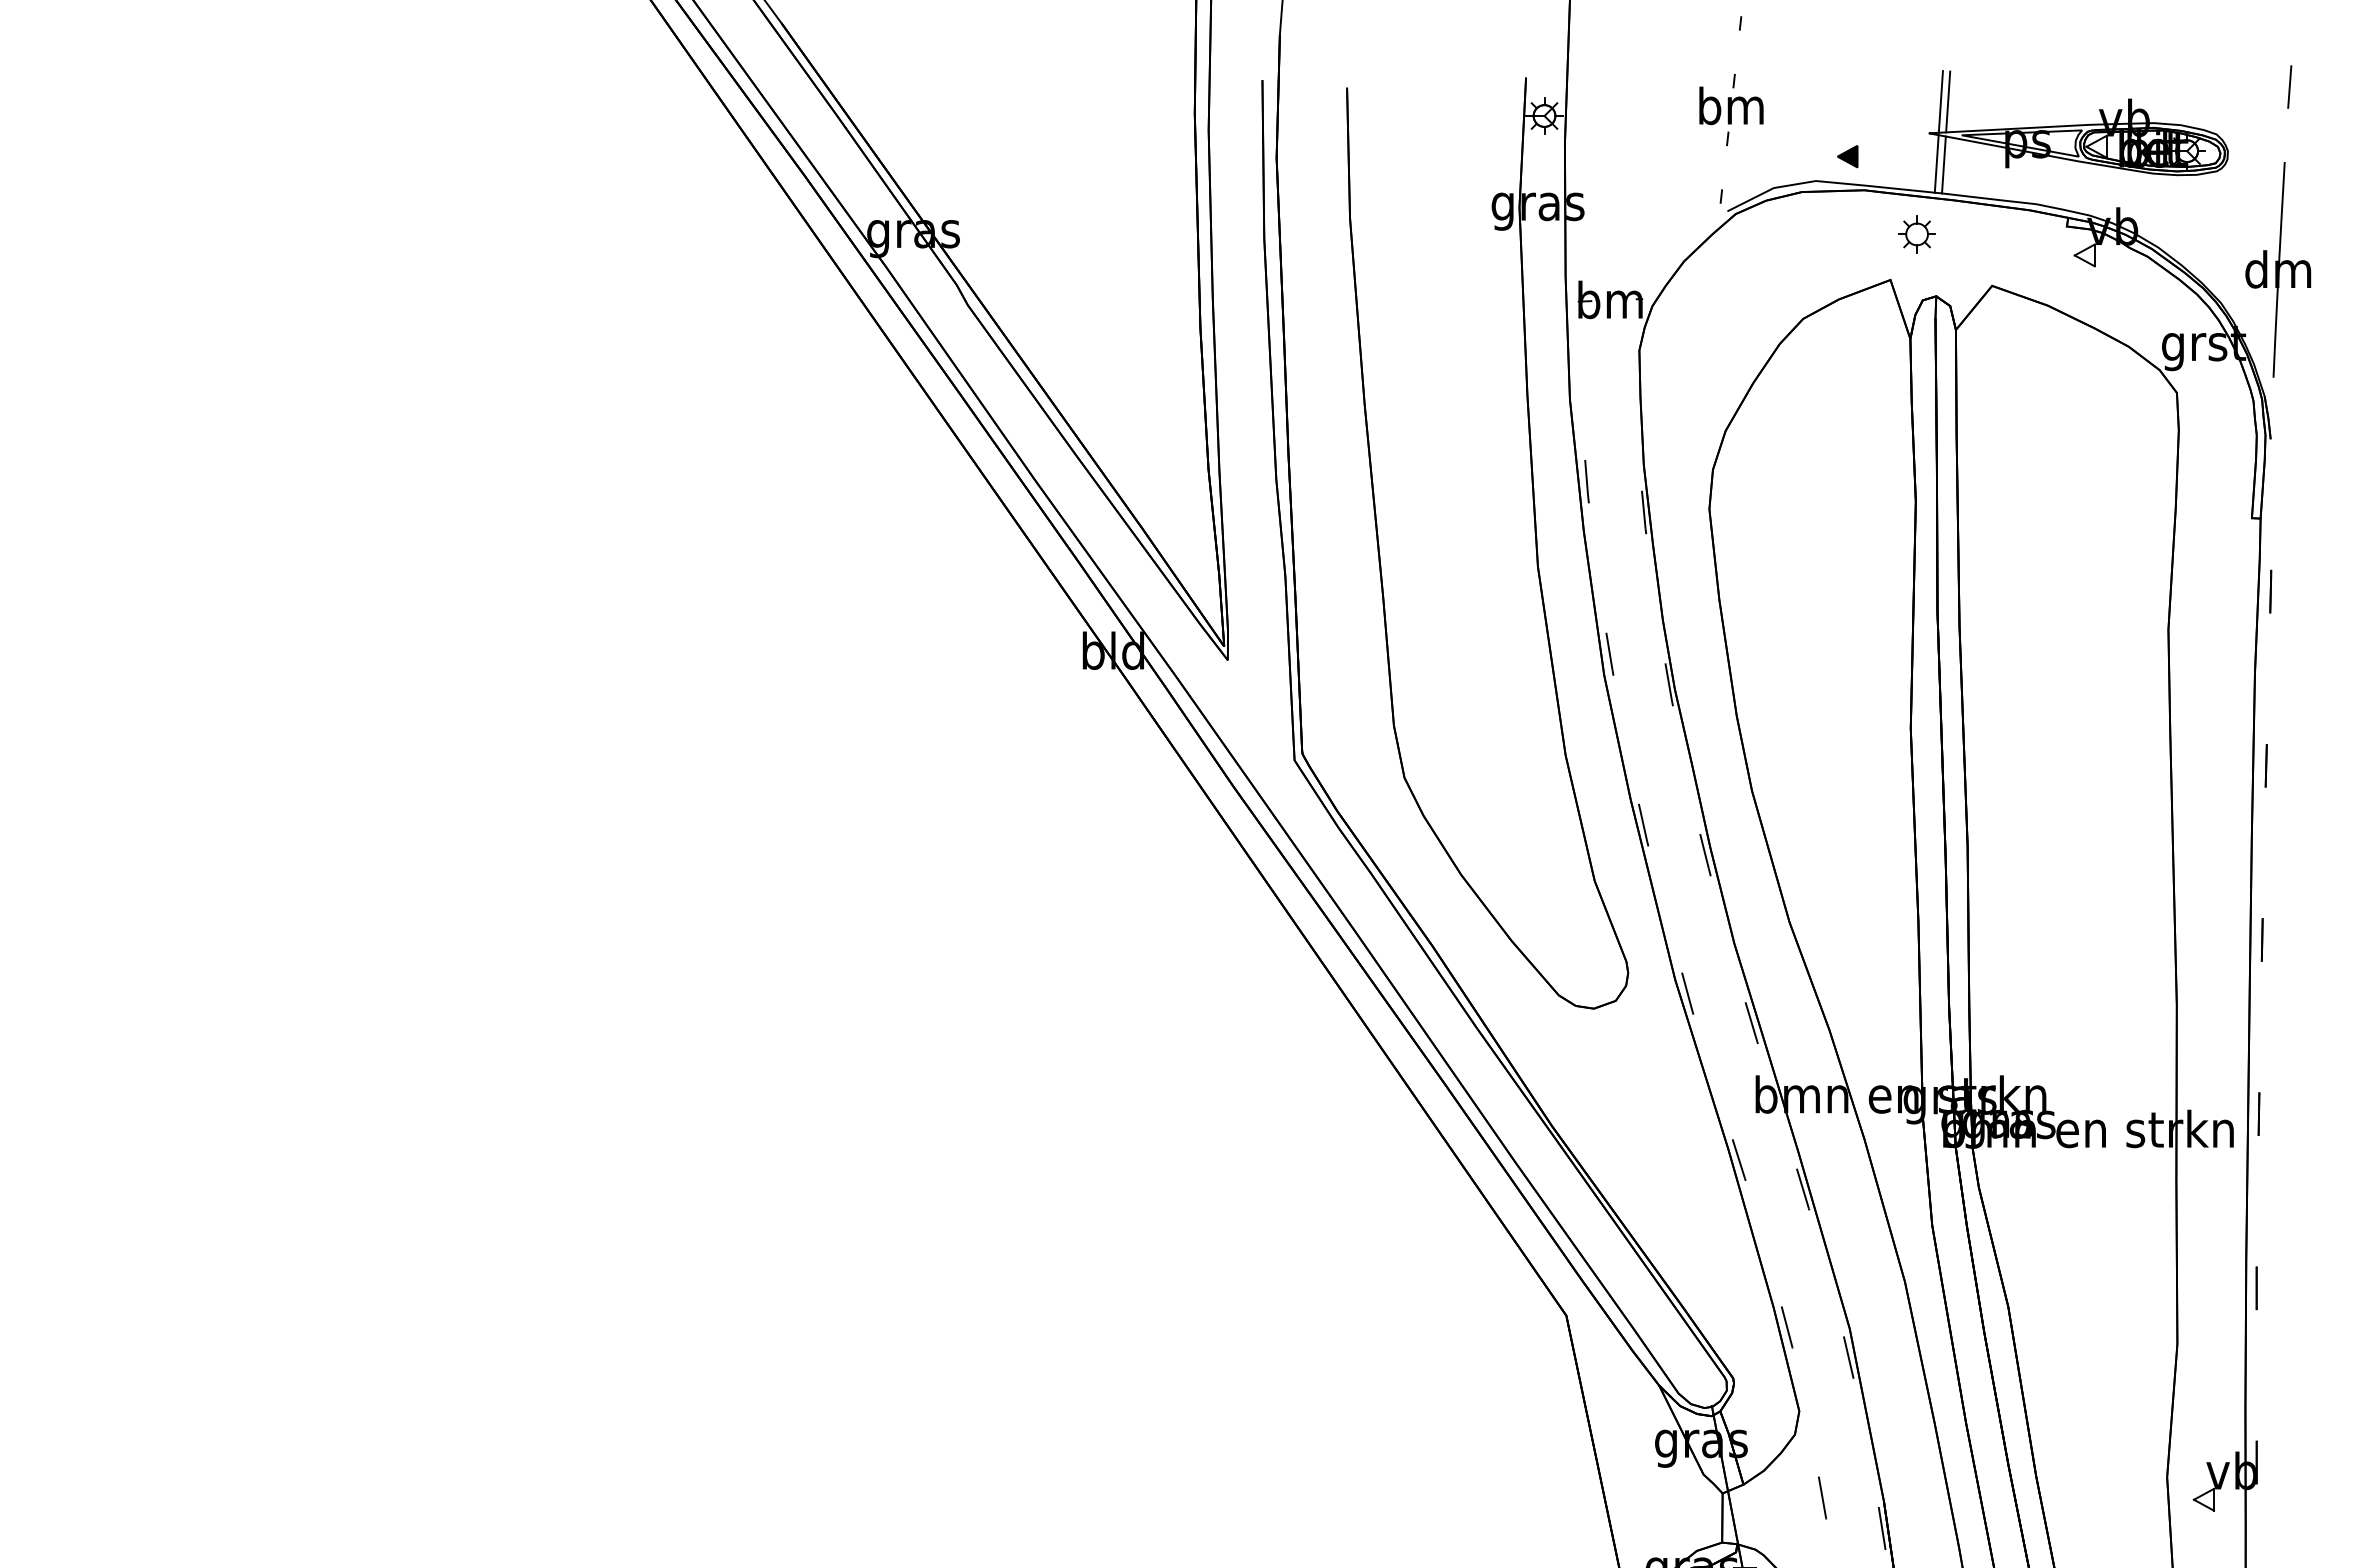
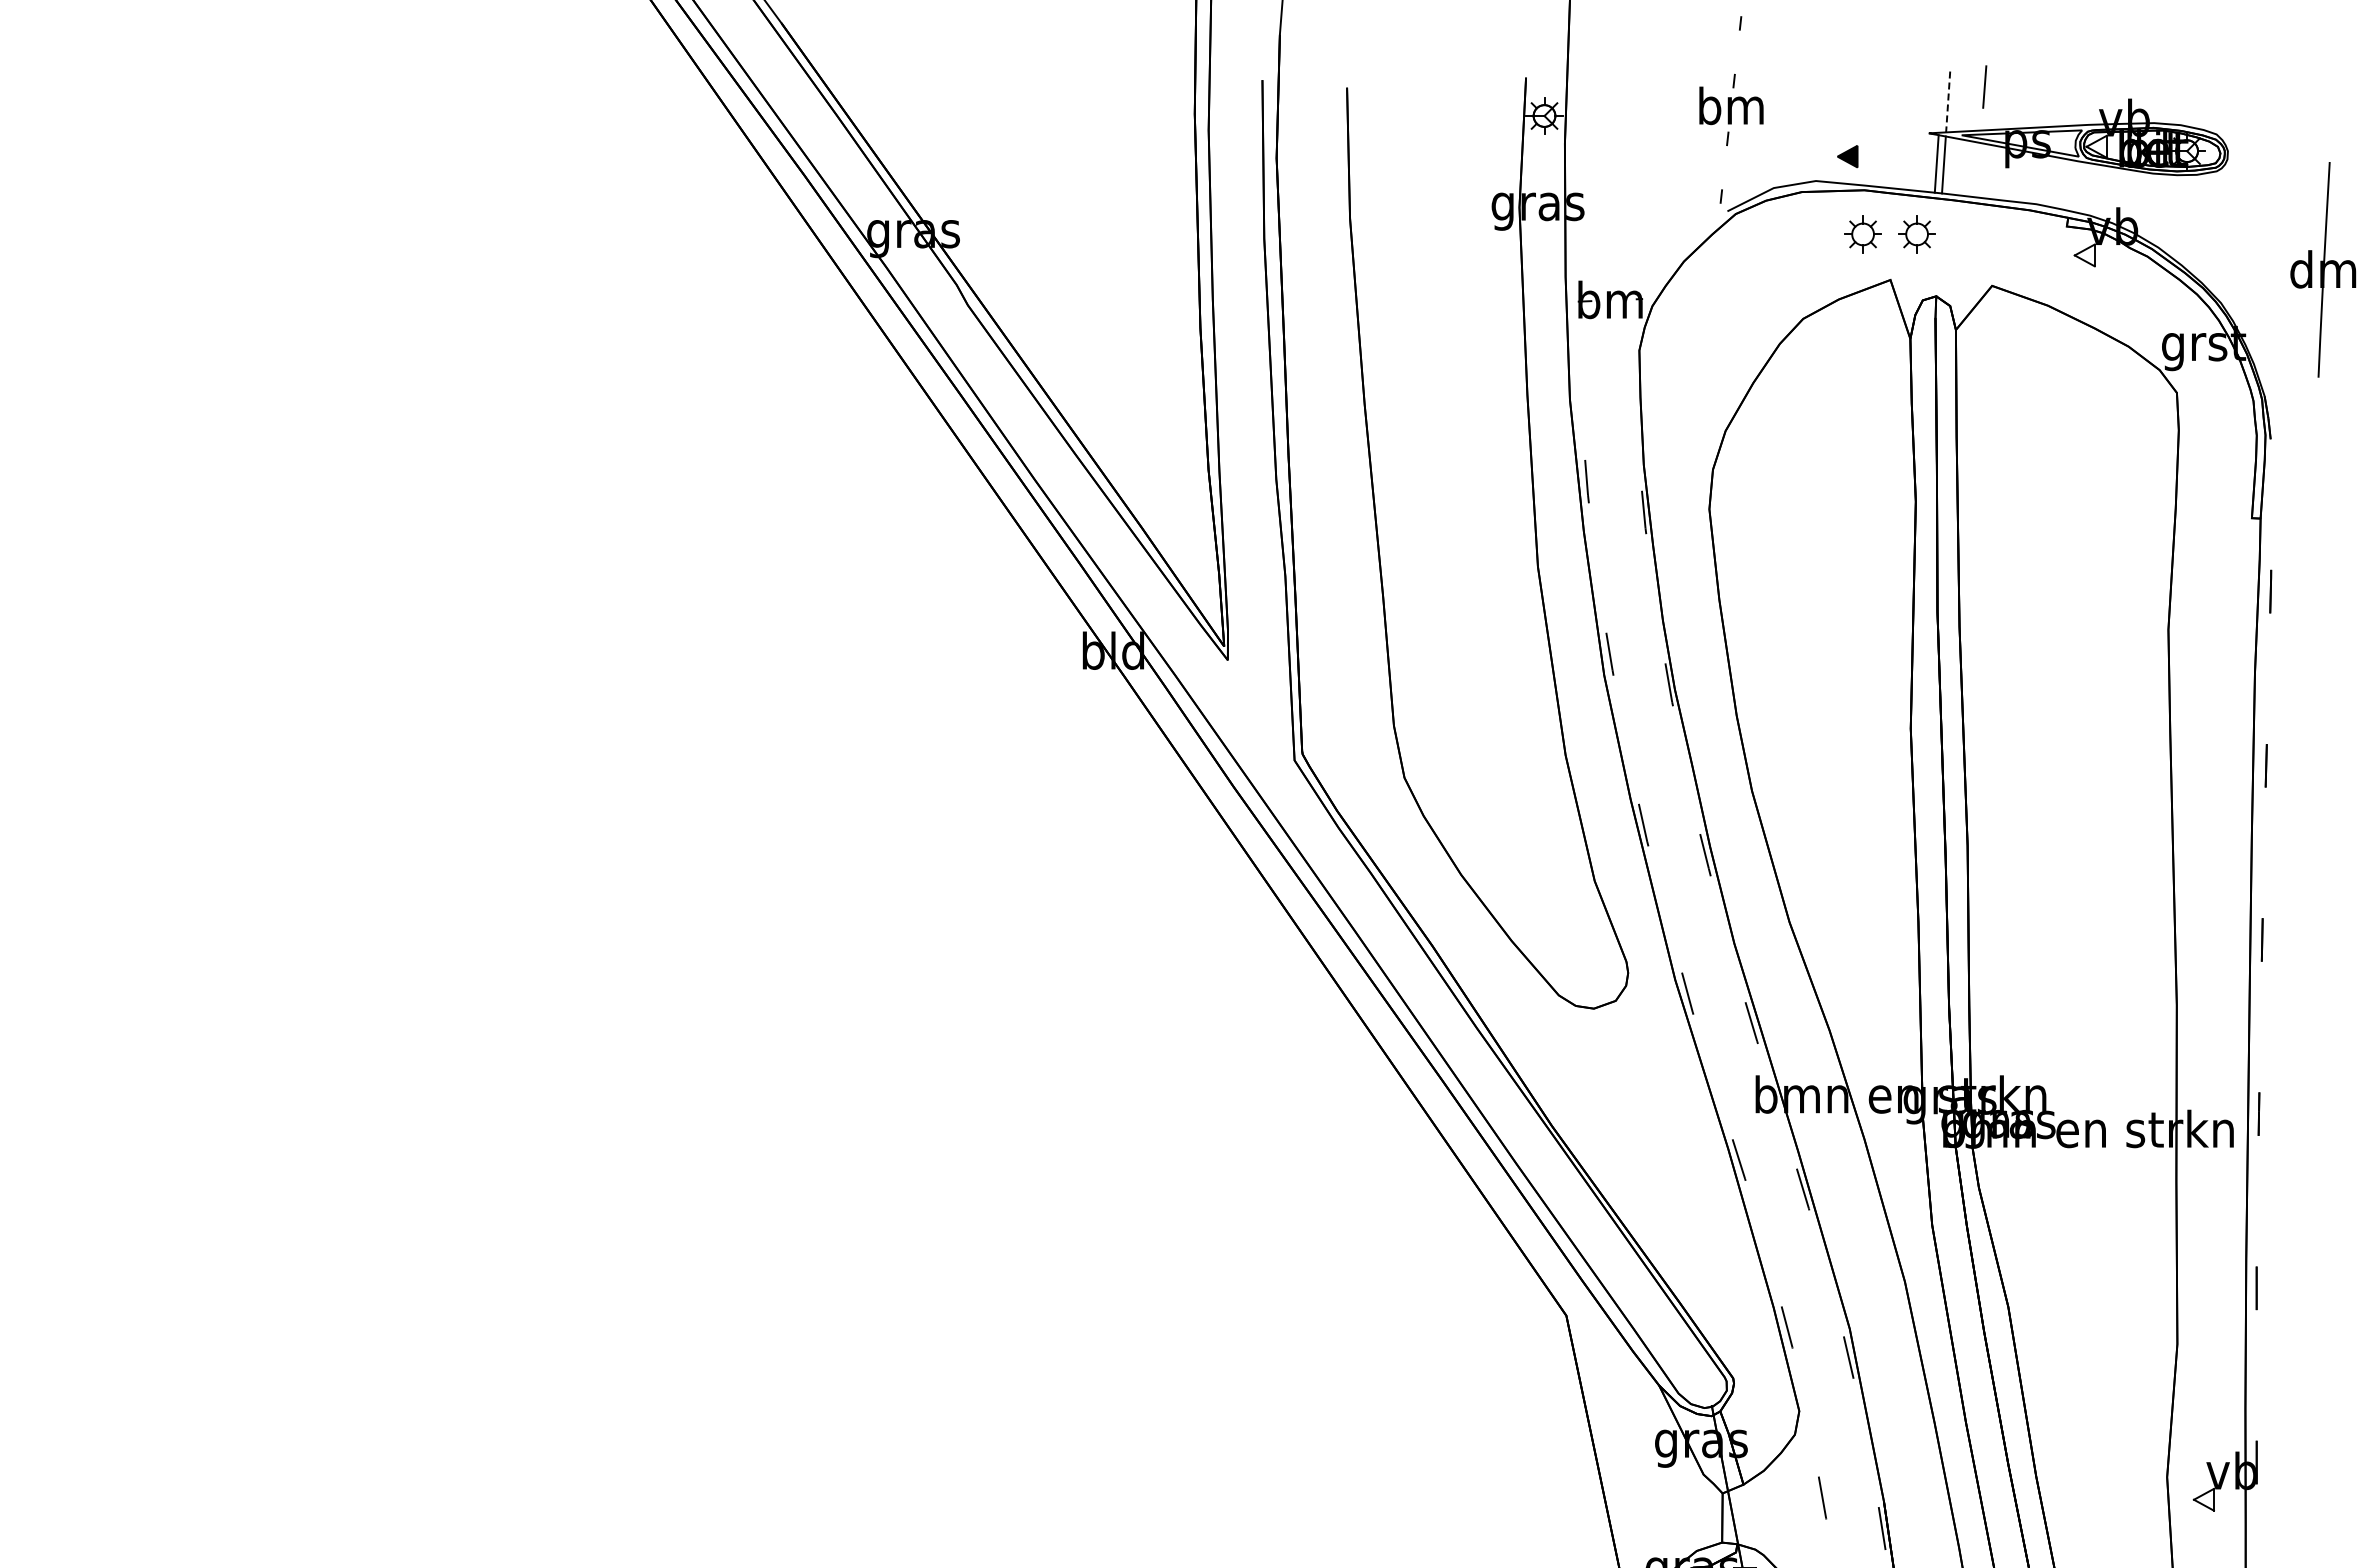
line position: (2289, 86) -> (1984, 86) (1984, 86)
line: present -> none (1940, 101)
line: solid -> dashed (1948, 102)
part: none -> present (1862, 234)
part position: (2278, 269) -> (2323, 269) (2323, 269)
